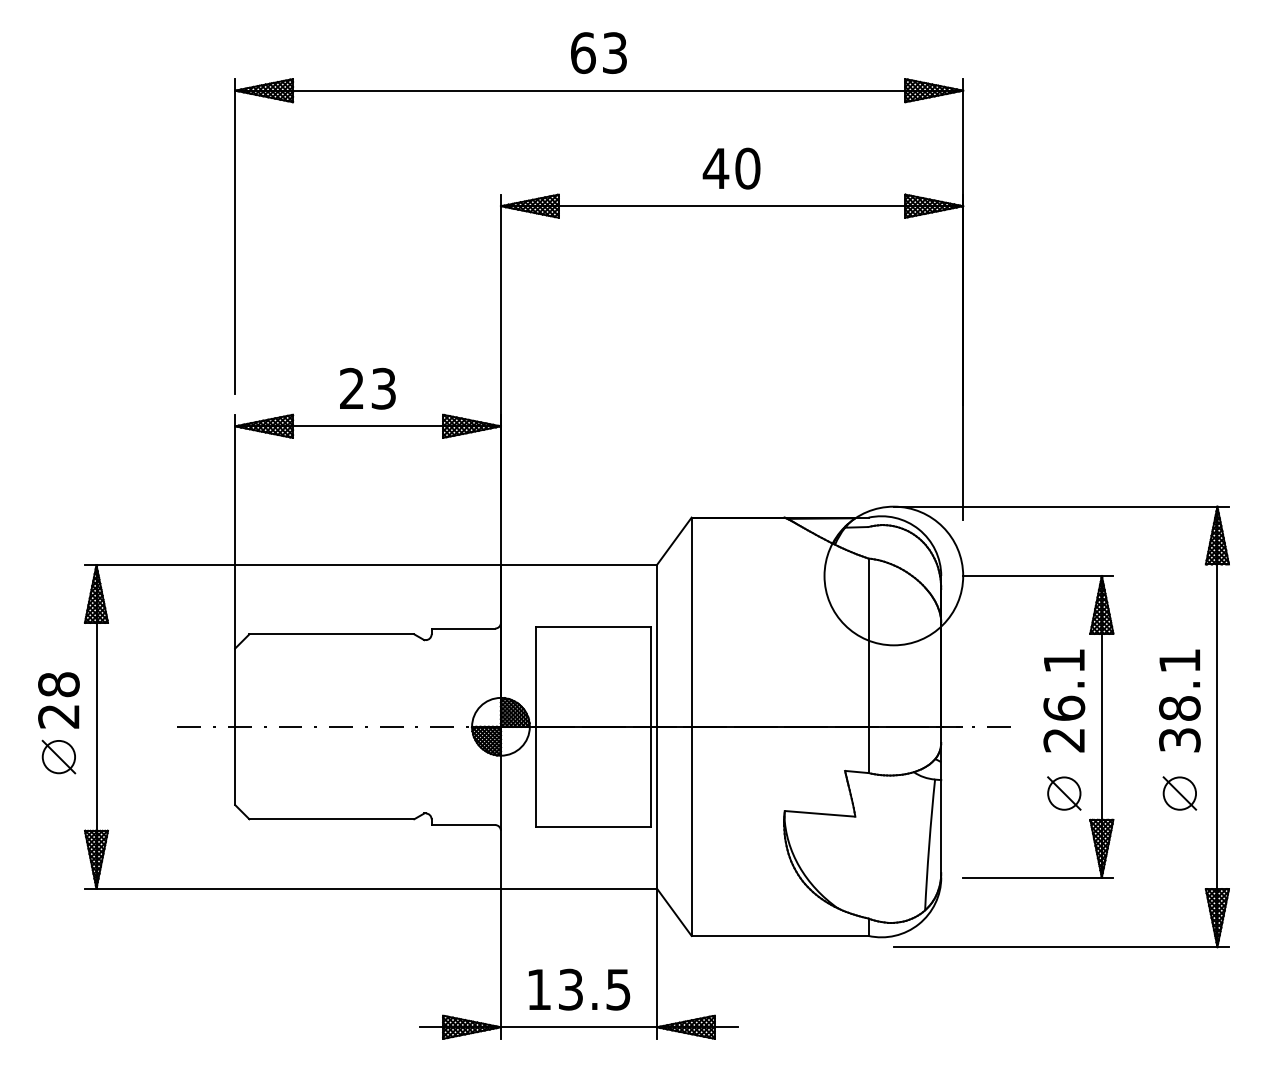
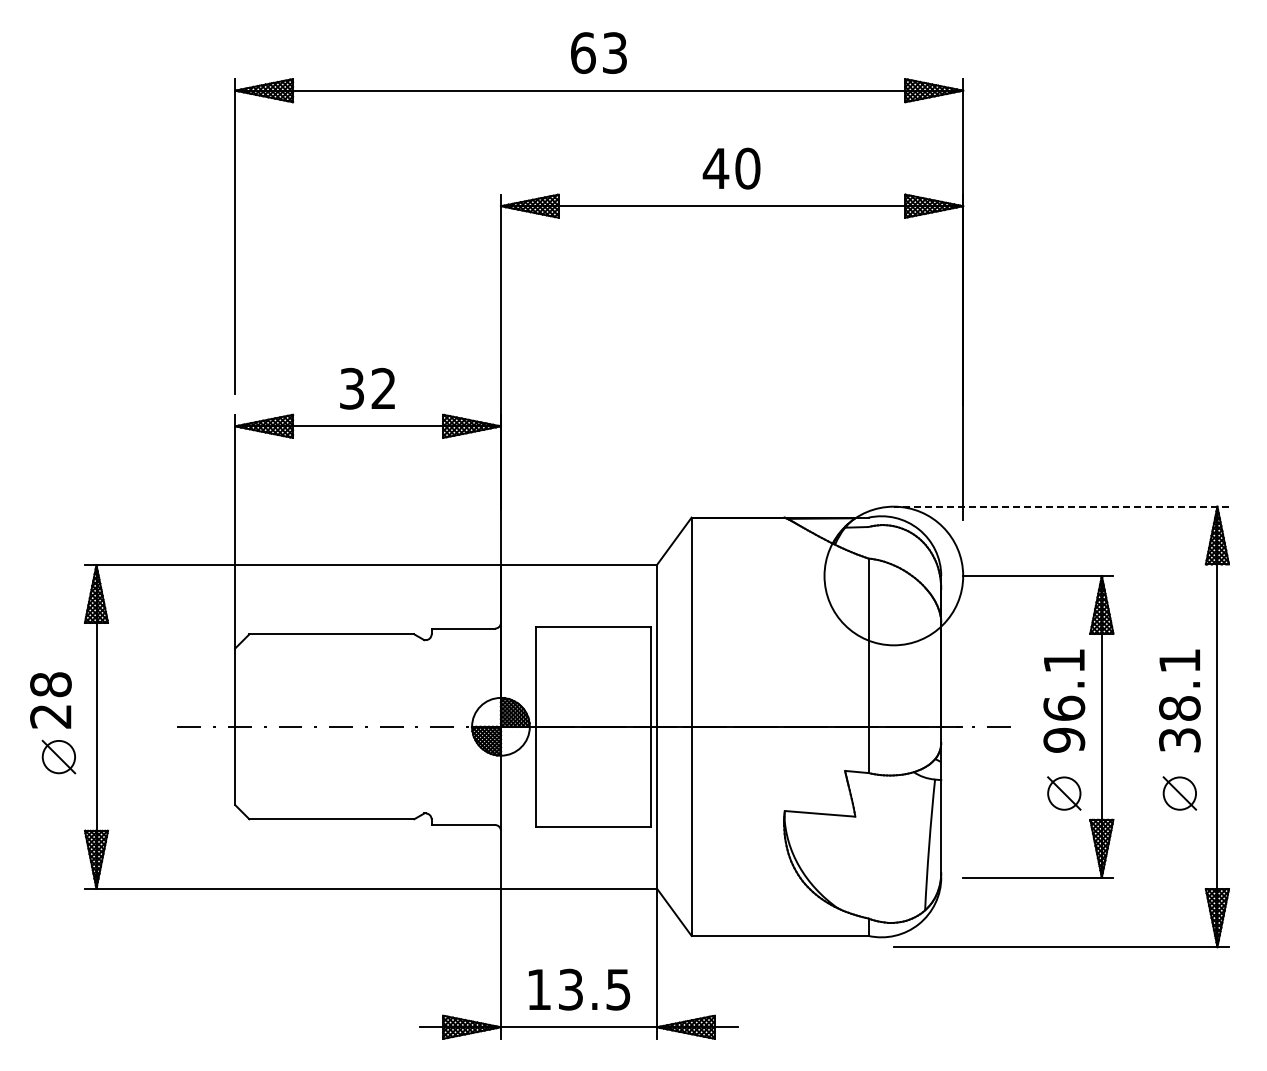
text: 23 -> 32 (367, 388)
line: solid -> dashed (1061, 506)
text position: (58, 700) -> (50, 700) (50, 700)
text: 26.1 -> 96.1 (1064, 739)
